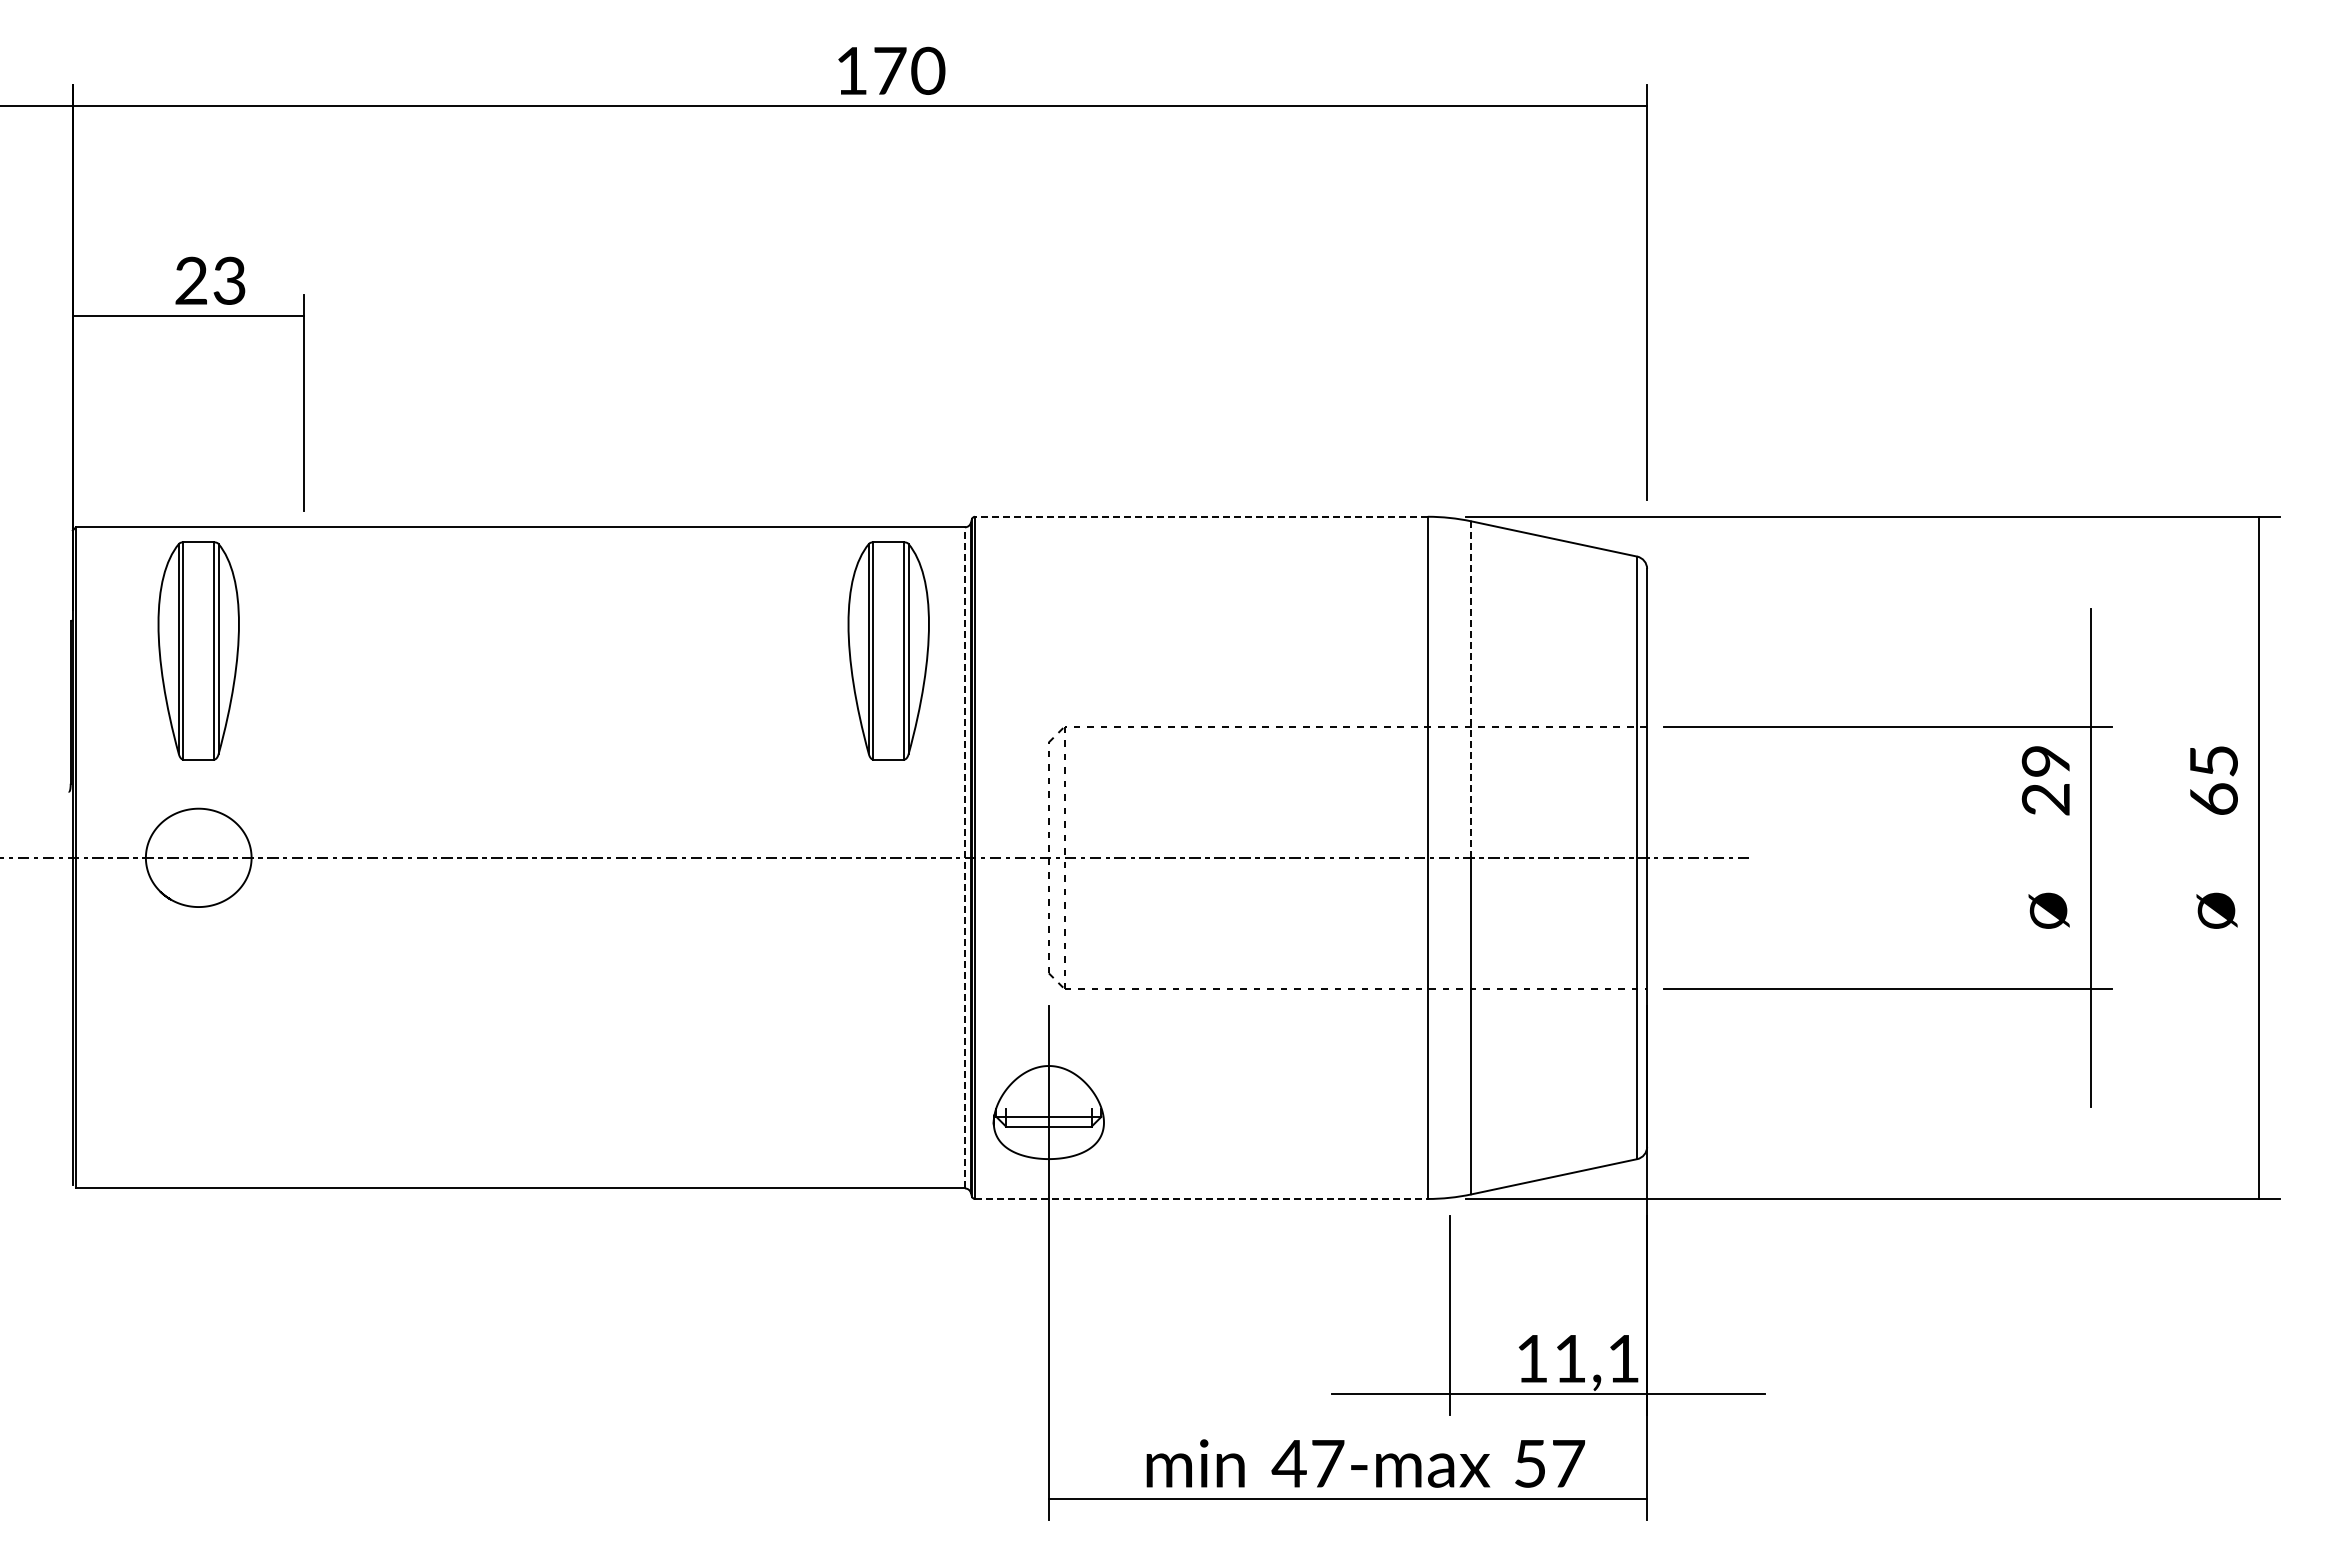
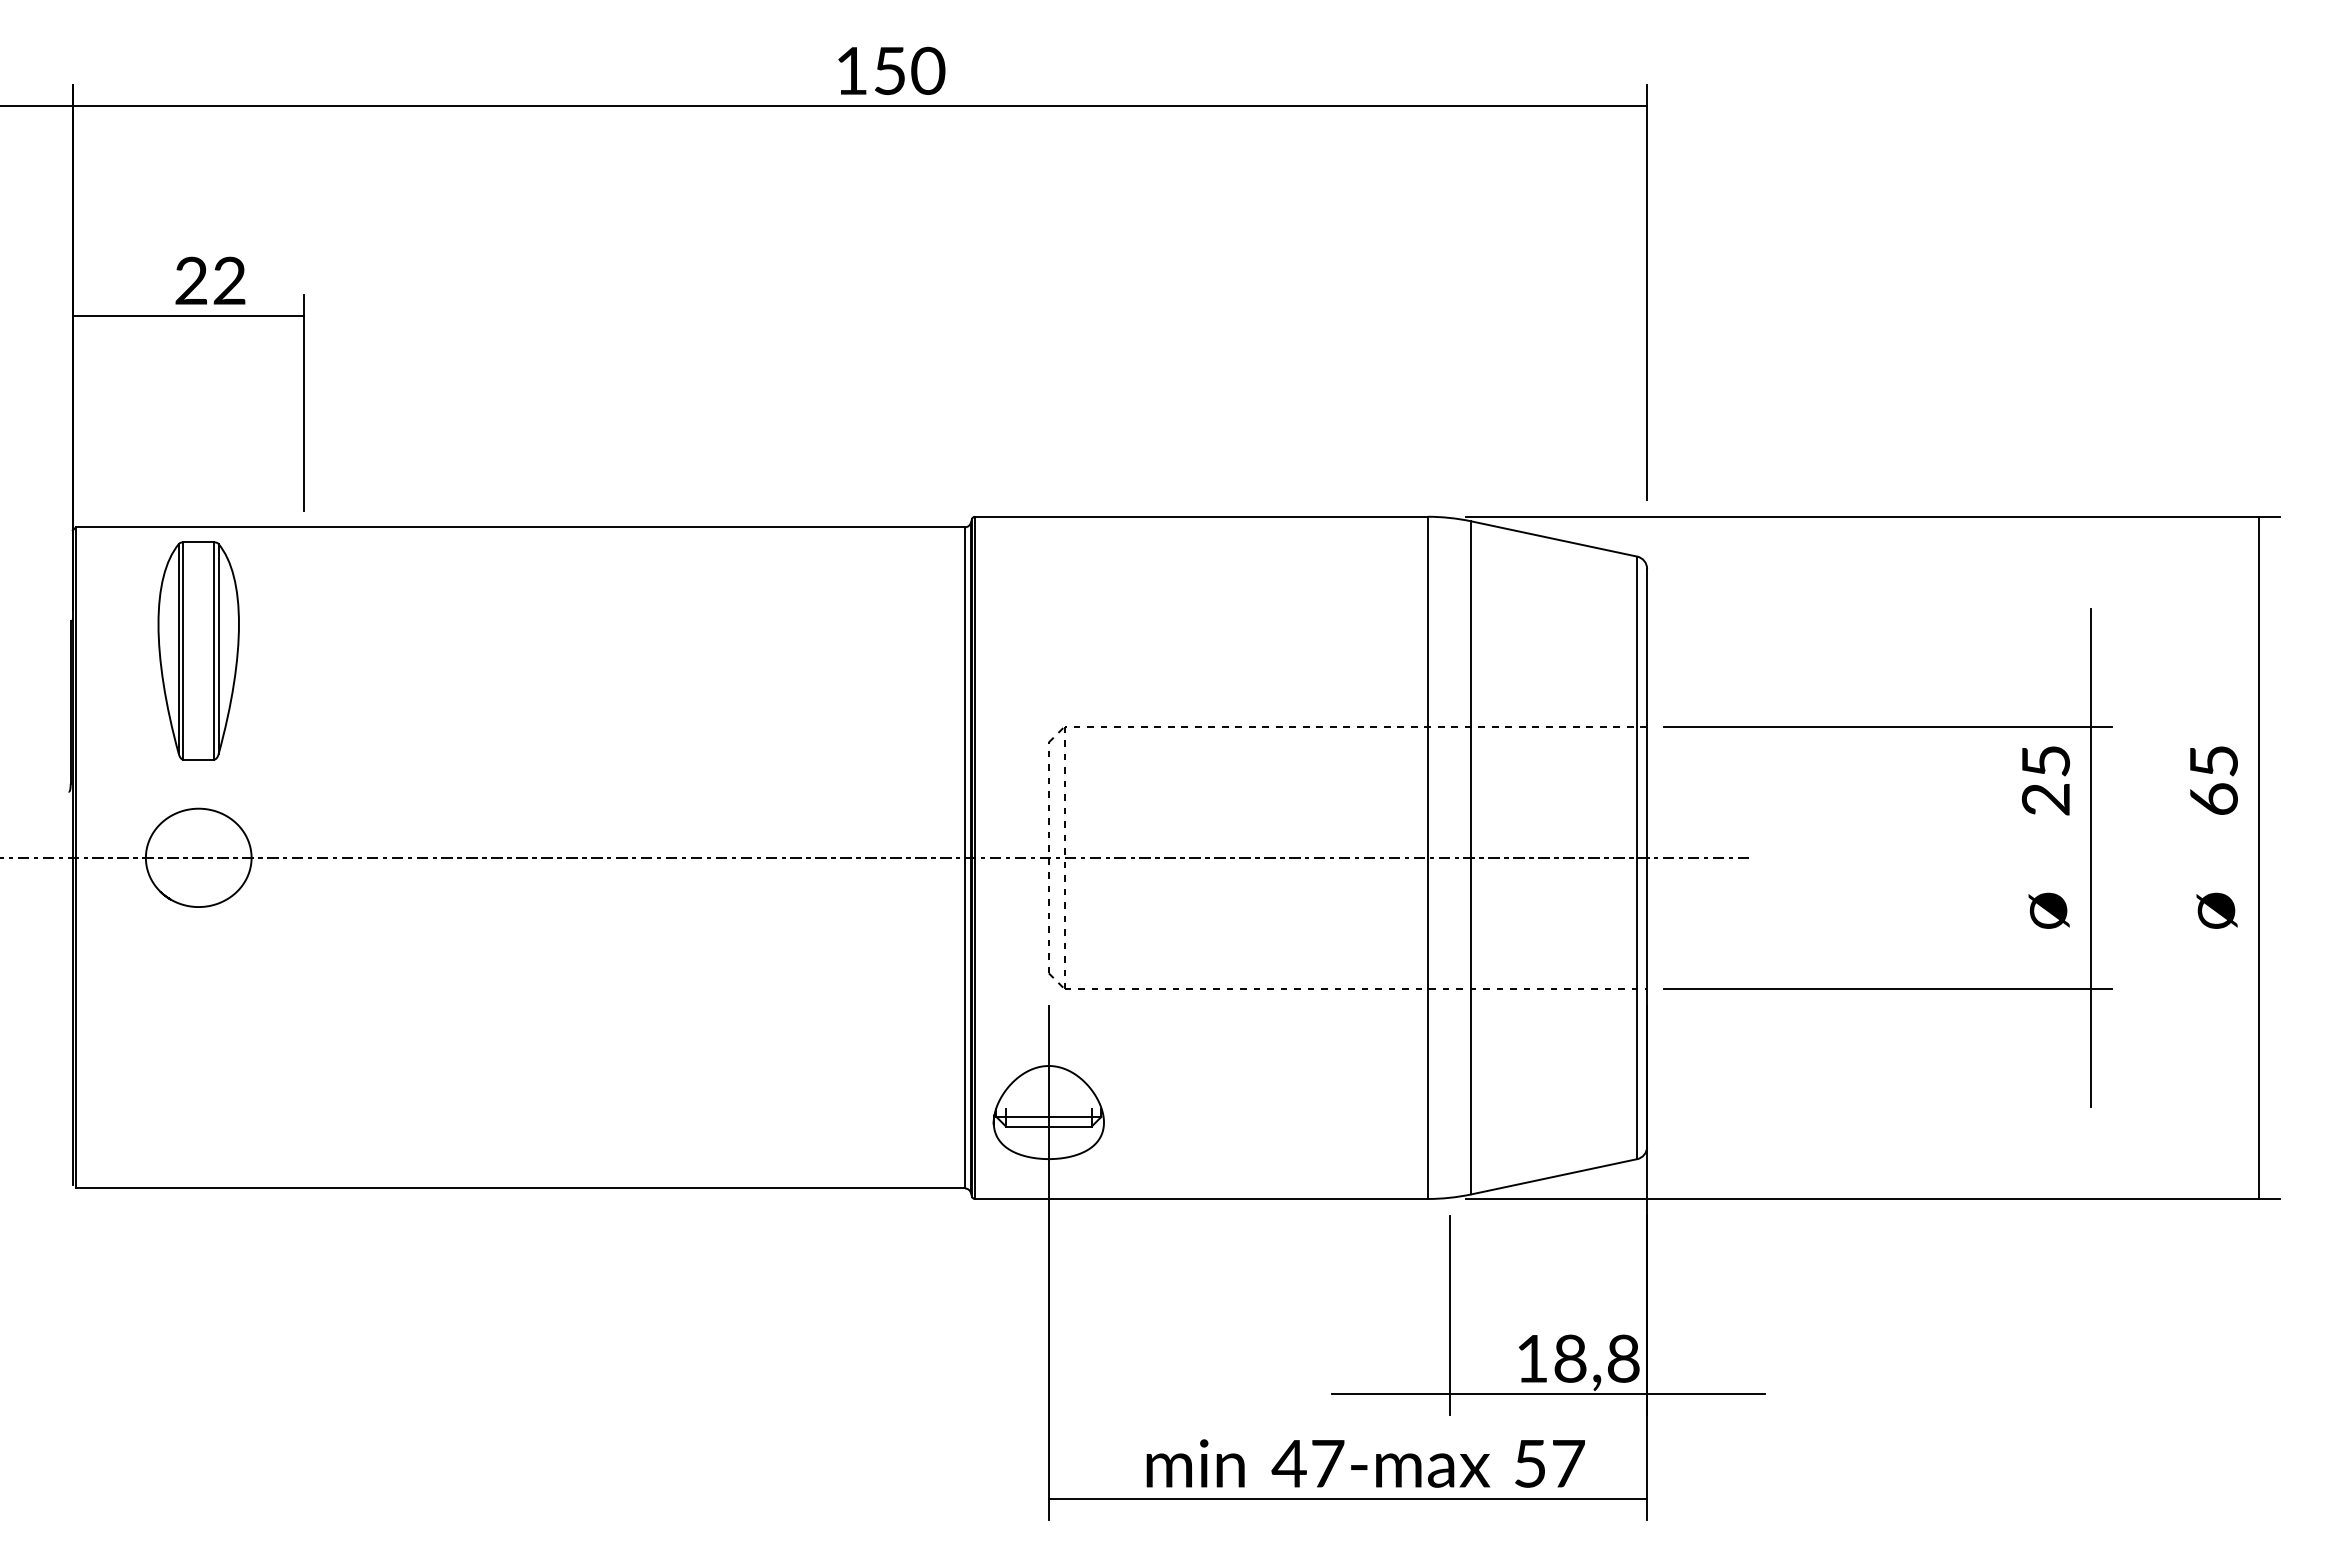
text: 170 -> 150 (890, 70)
text: 23 -> 22 (229, 281)
line: dashed -> solid (1200, 516)
part: present -> none (888, 650)
line: dashed -> solid (1471, 689)
text: 29 -> 25 (2045, 761)
line: dashed -> solid (964, 857)
line: dashed -> solid (1201, 1198)
text: 11,1 -> 18,8 (1596, 1358)
